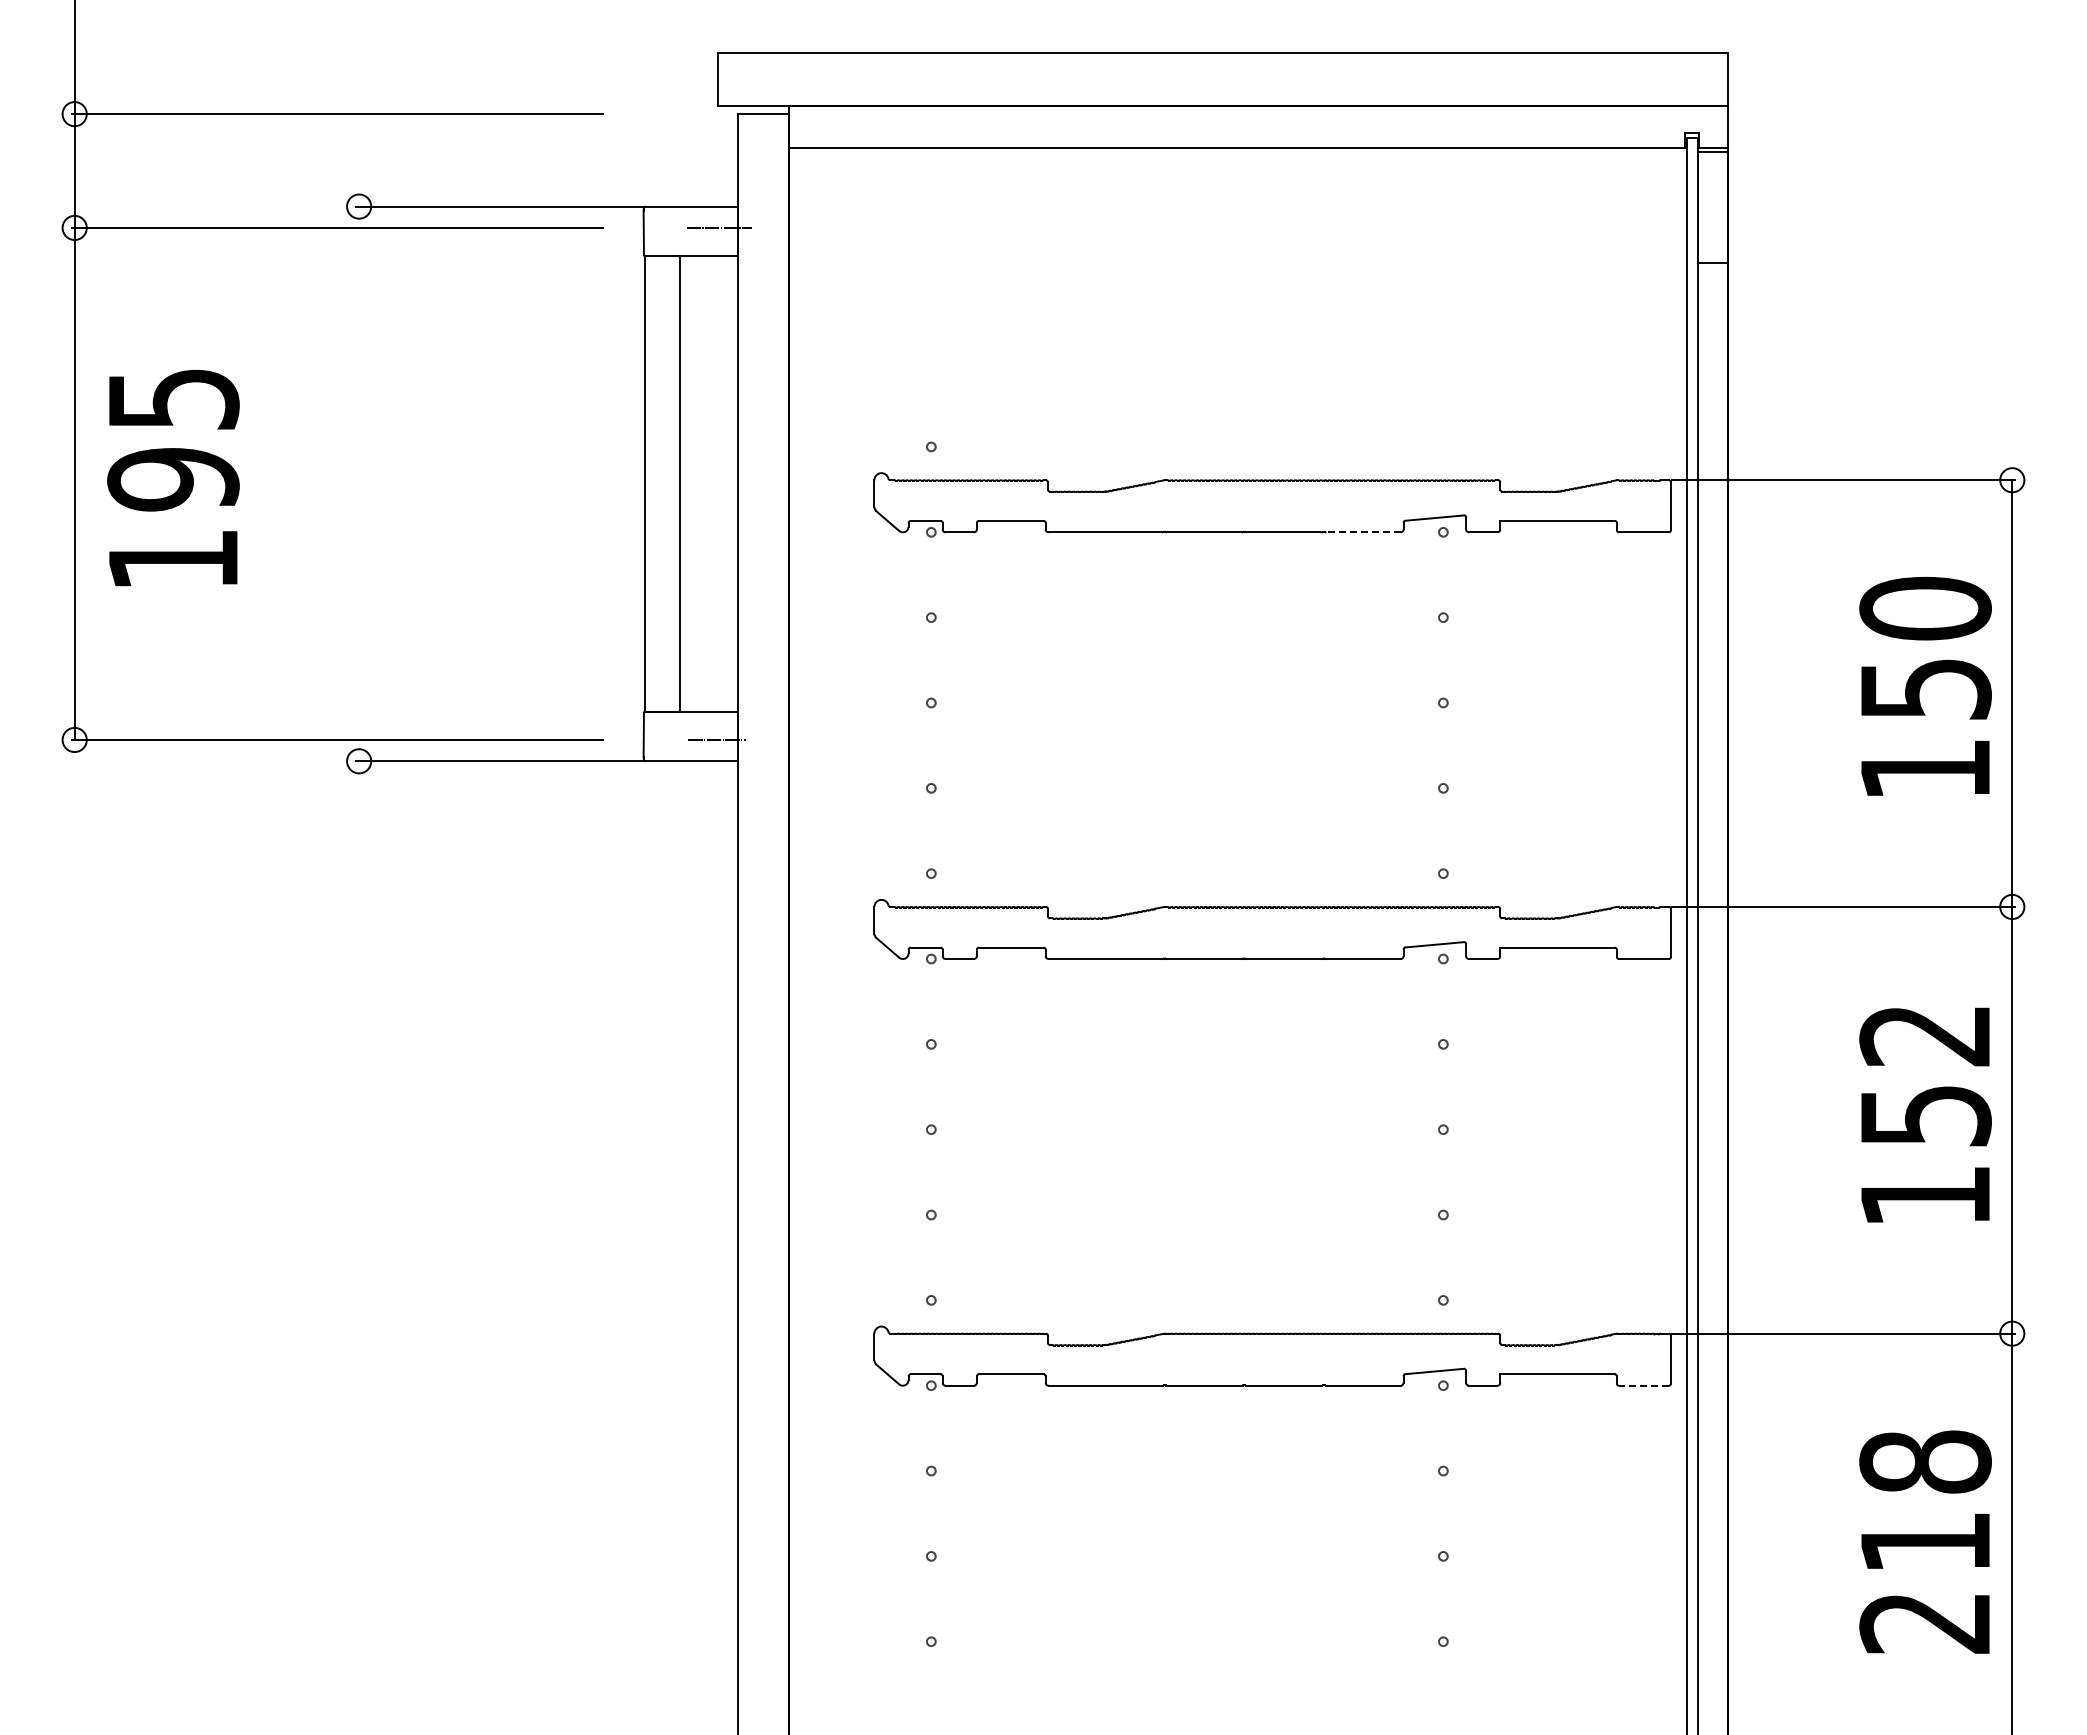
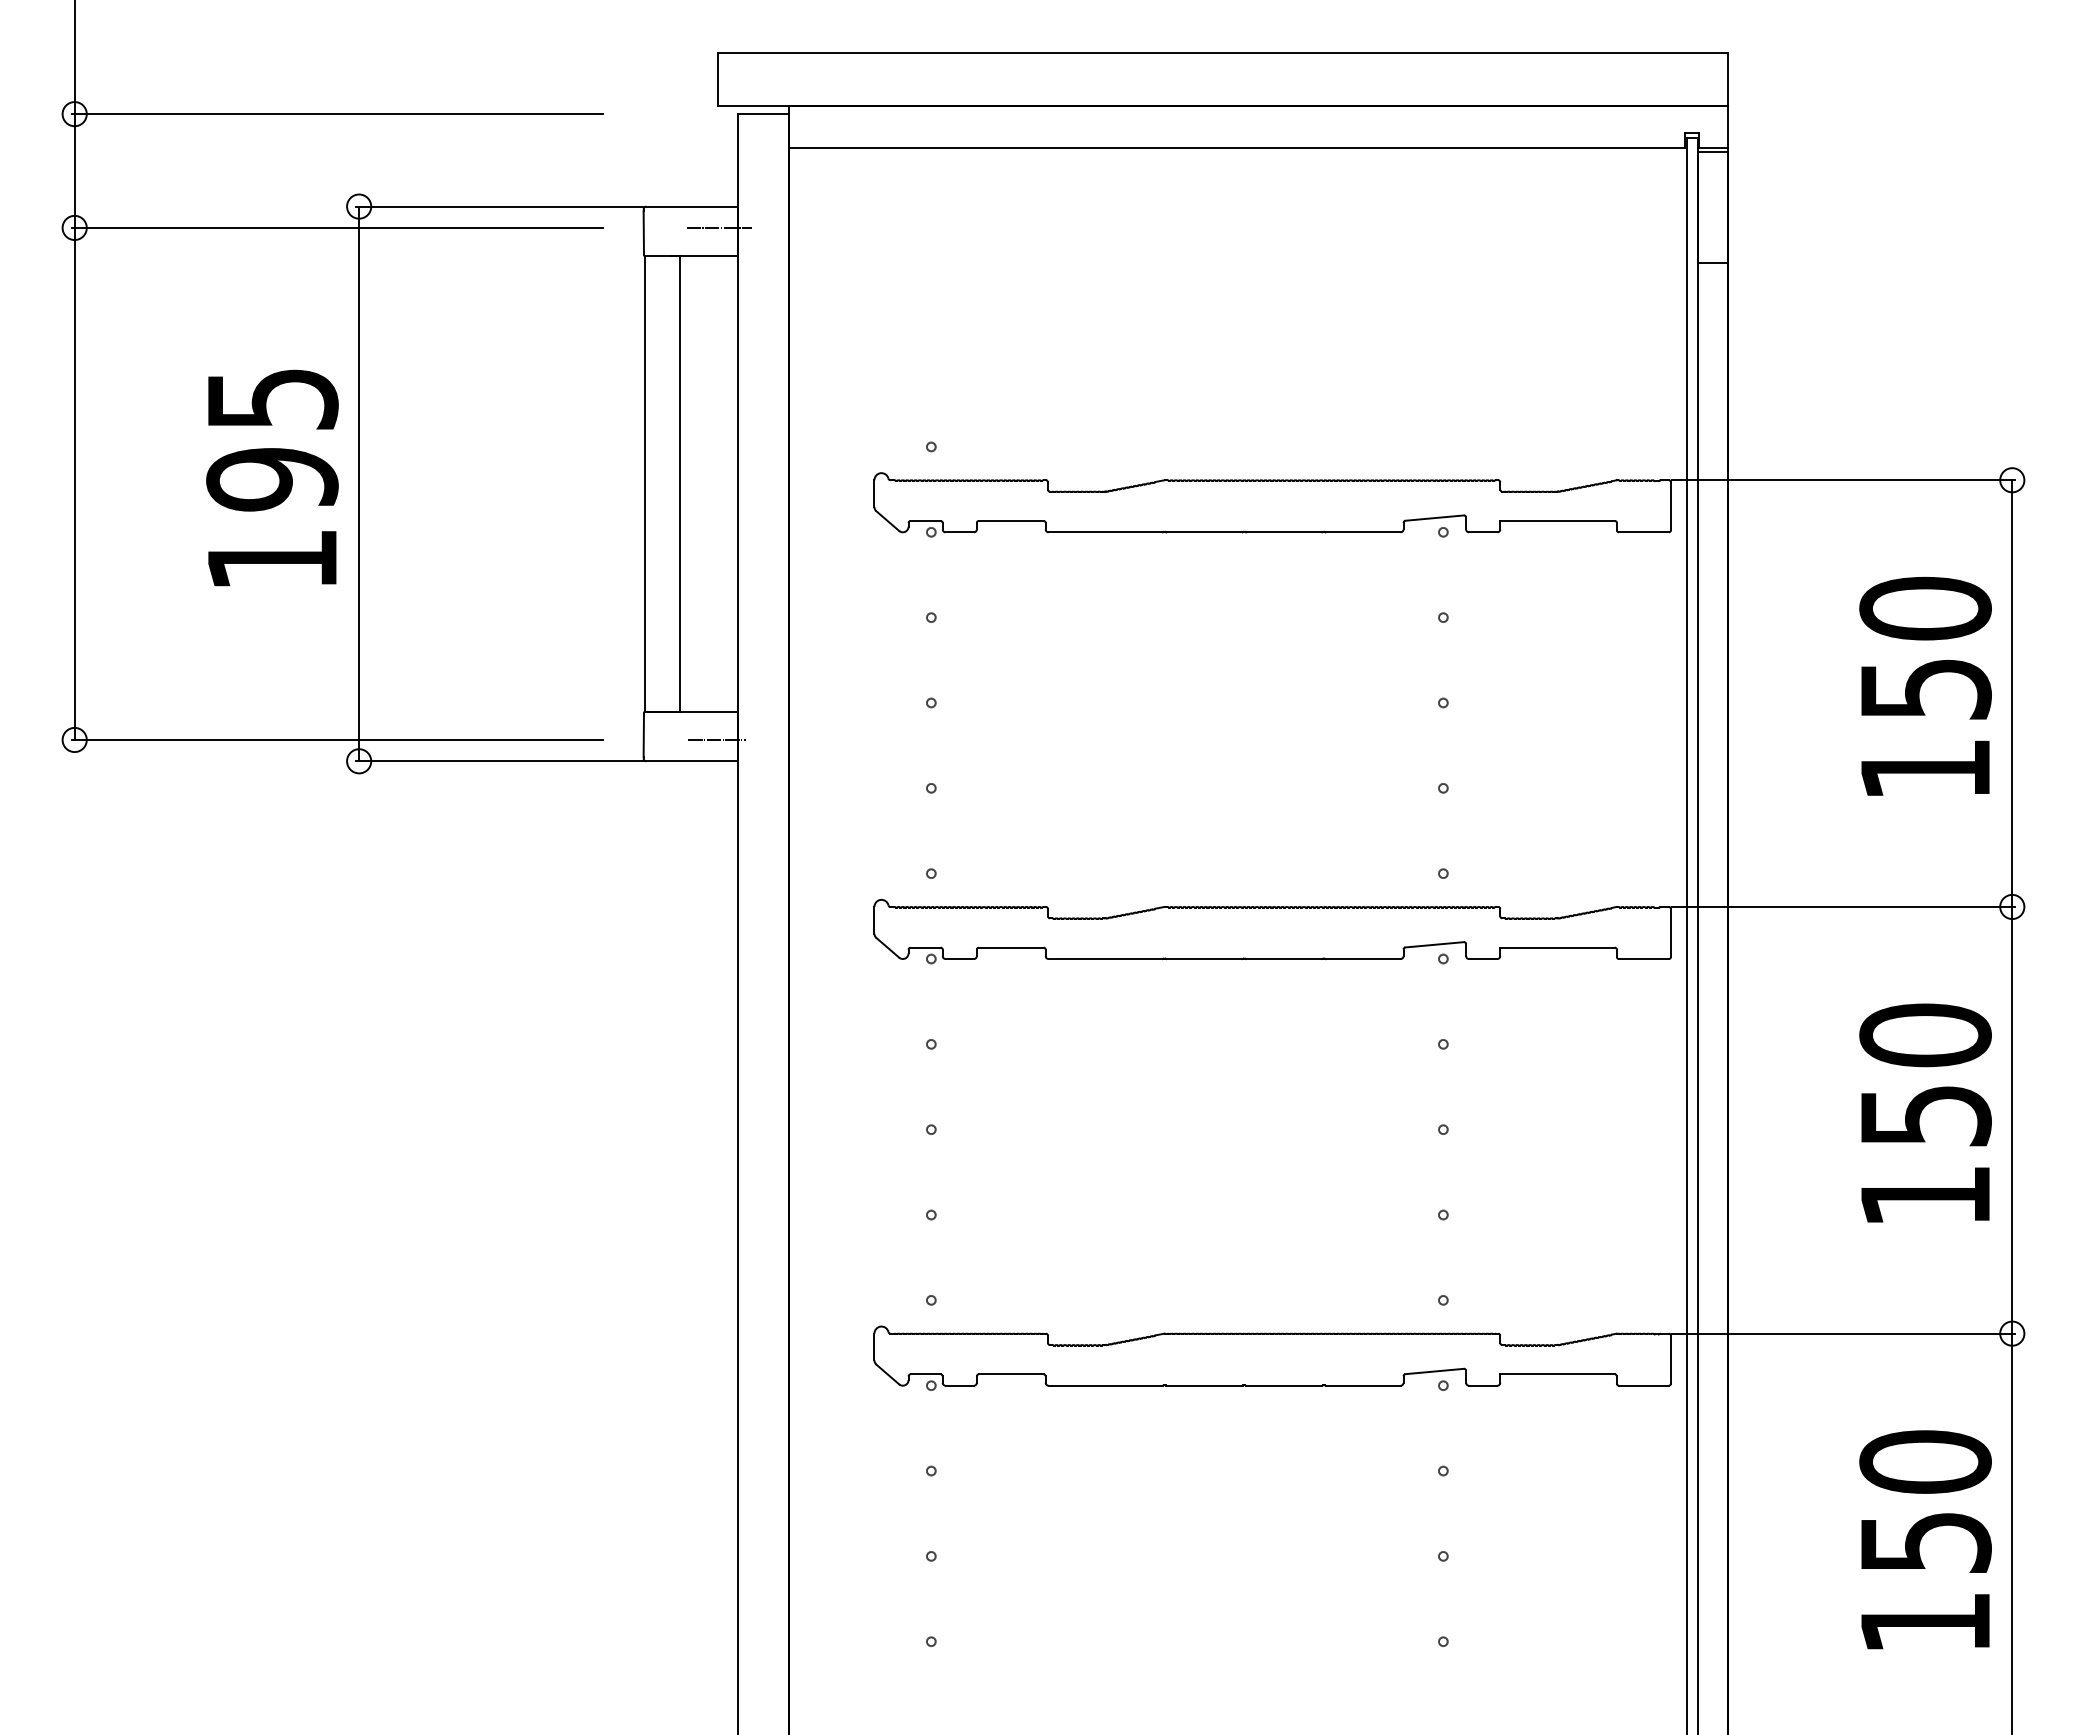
text position: (173, 477) -> (272, 477) (272, 477)
line: none -> present (359, 483)
line: dashed -> solid (1363, 532)
text: 152 -> 150 (1925, 1035)
line: dashed -> solid (1643, 1385)
text: 218 -> 150 (1925, 1541)
